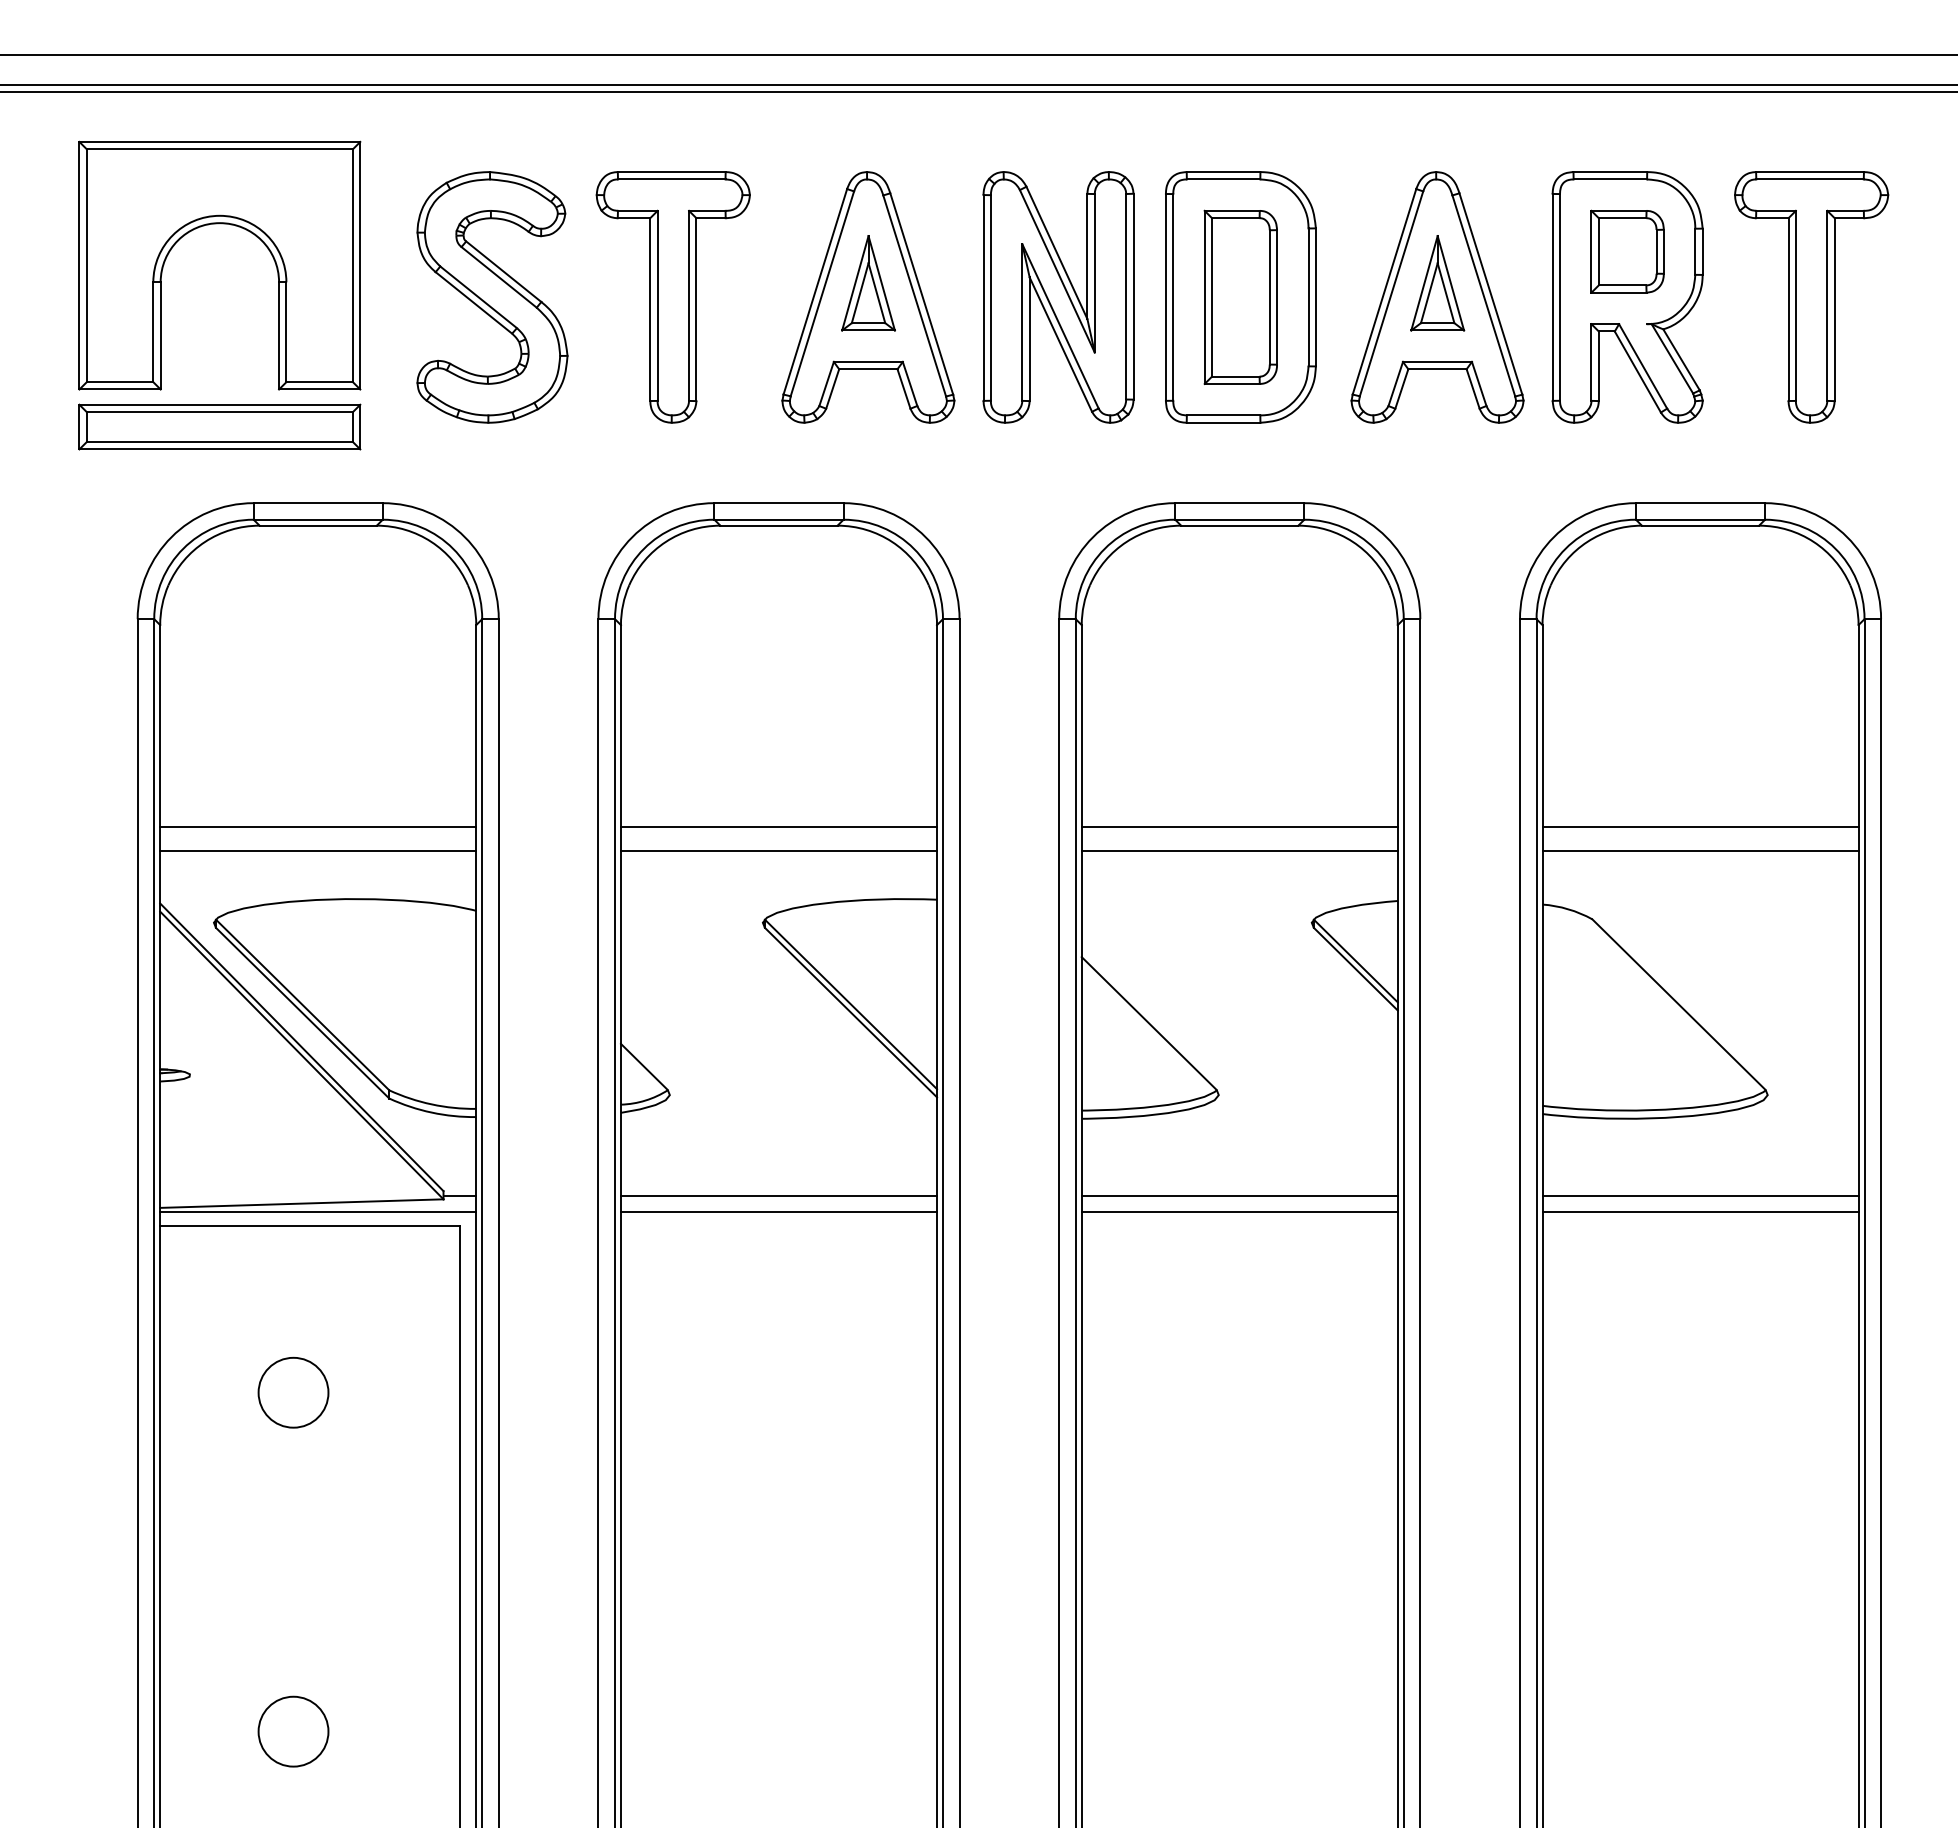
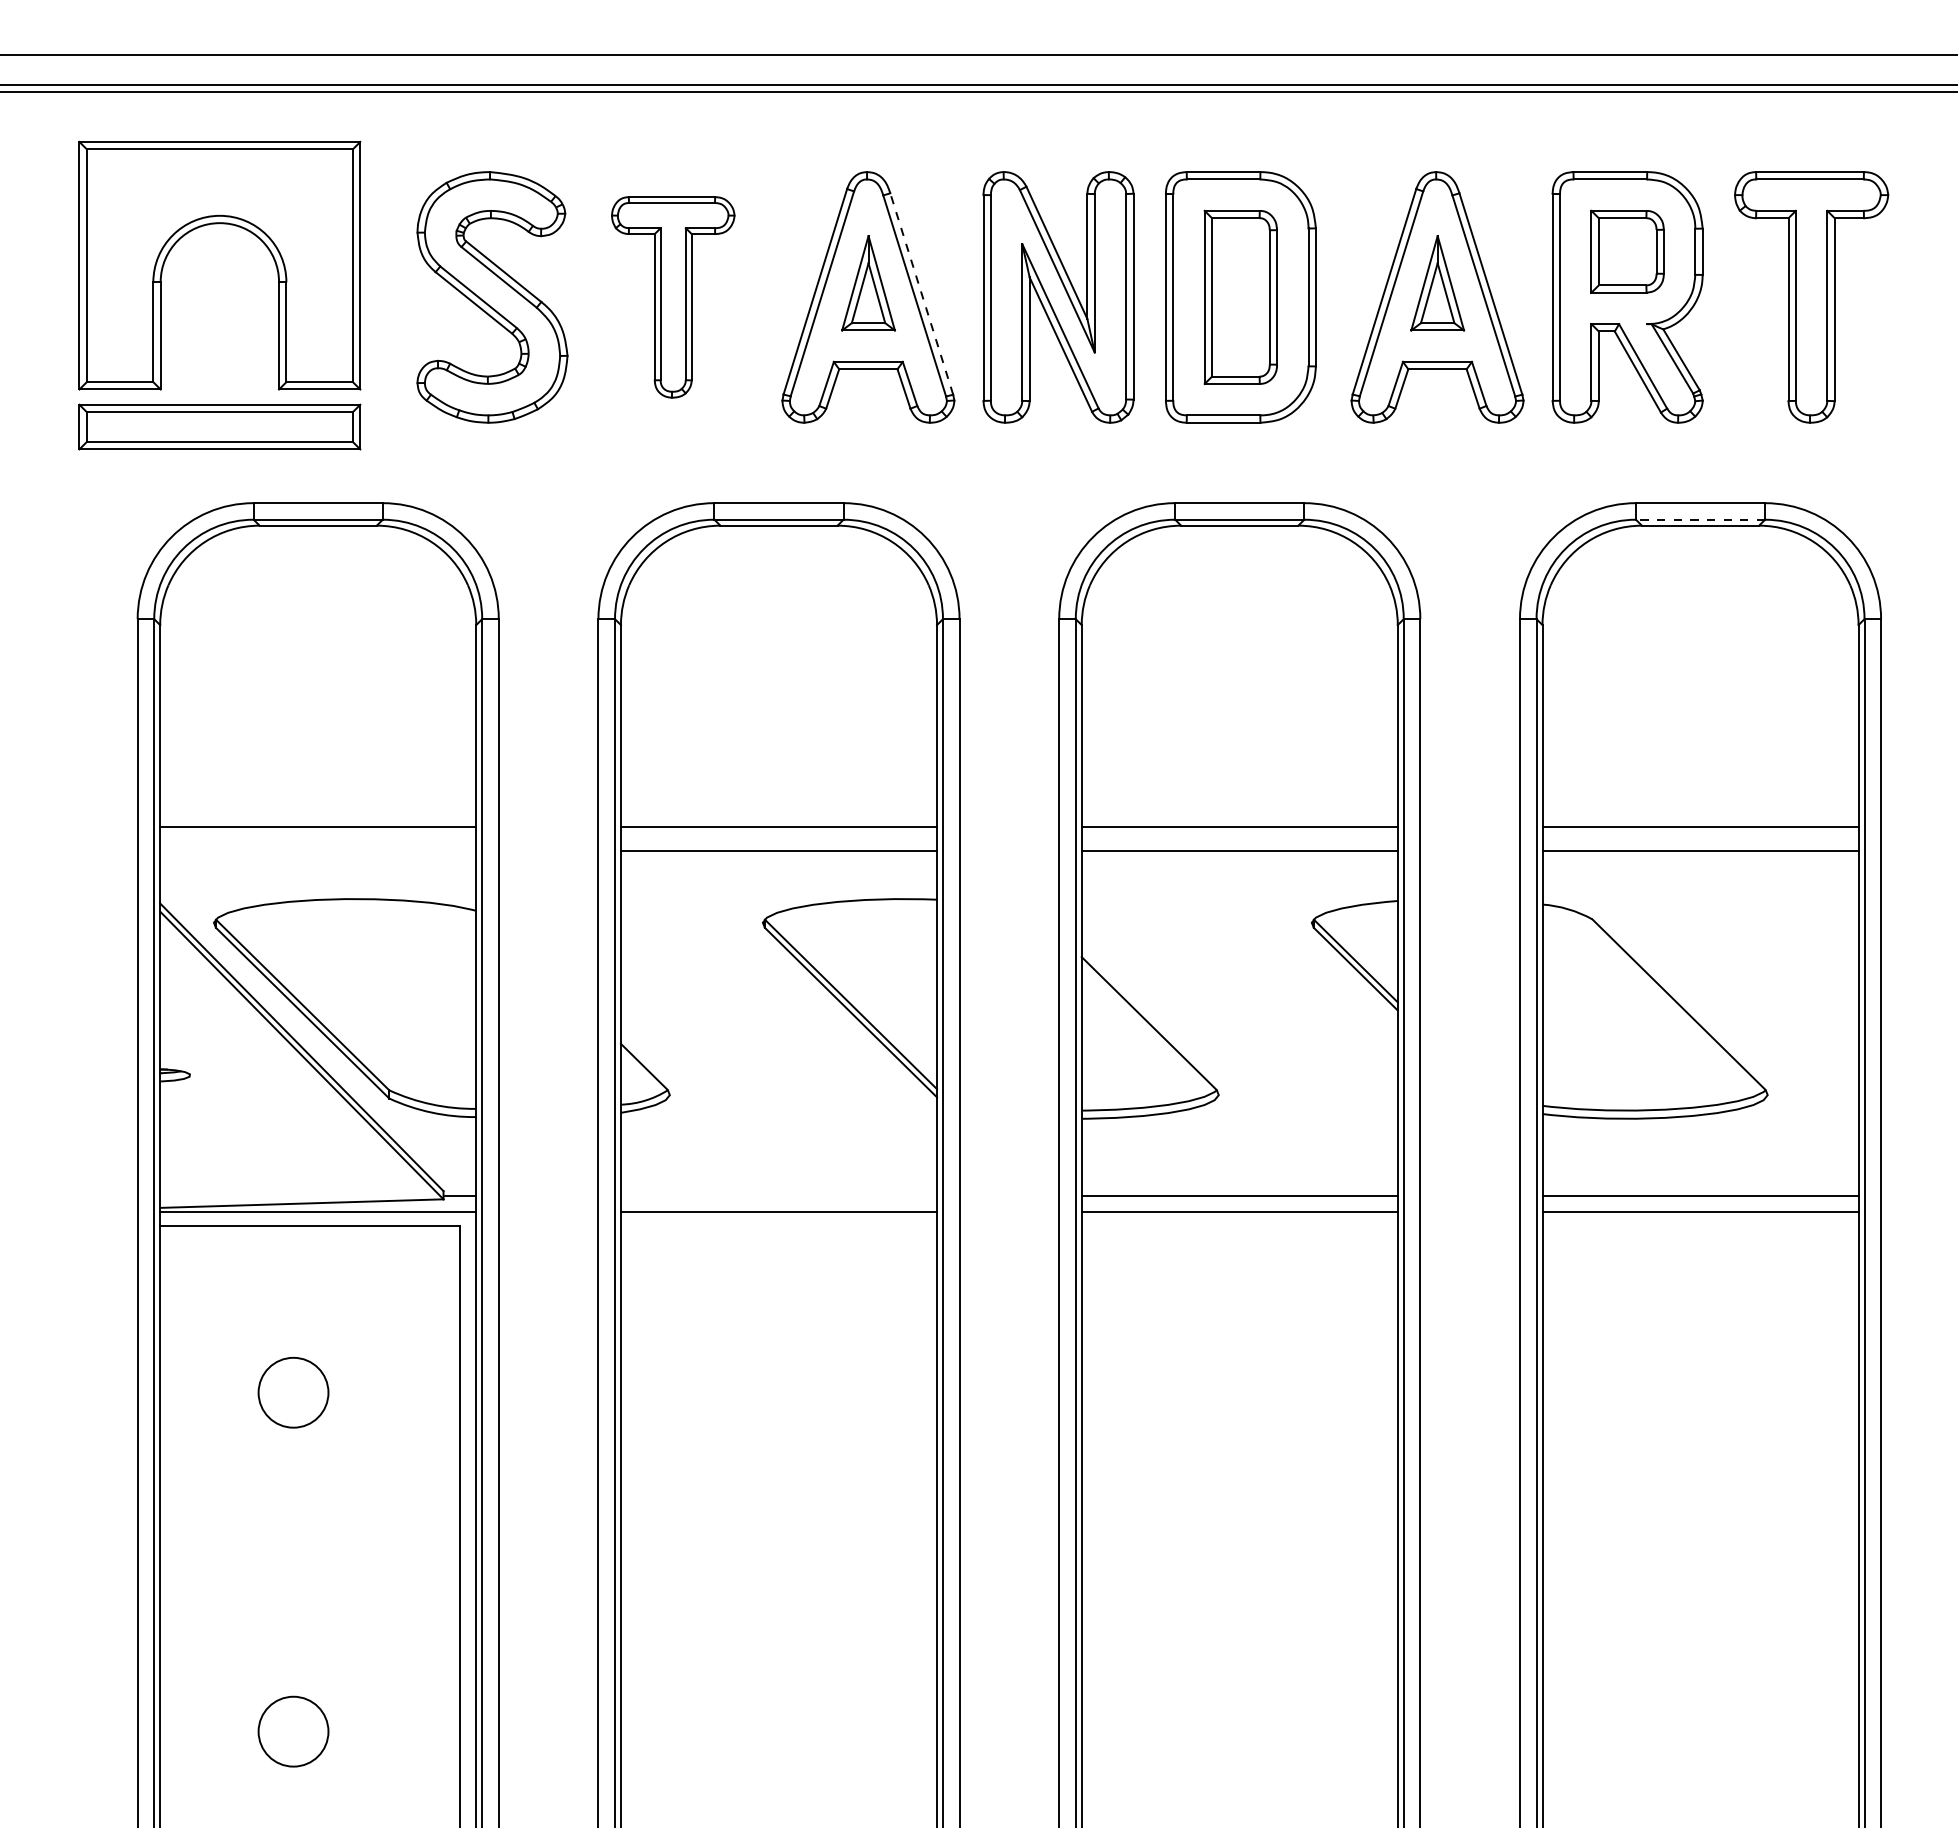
line: solid -> dashed (921, 293)
part size: 156x253 px -> 125x203 px (673, 297)
line: solid -> dashed (1700, 519)
line: present -> none (318, 851)
line: present -> none (778, 1195)
